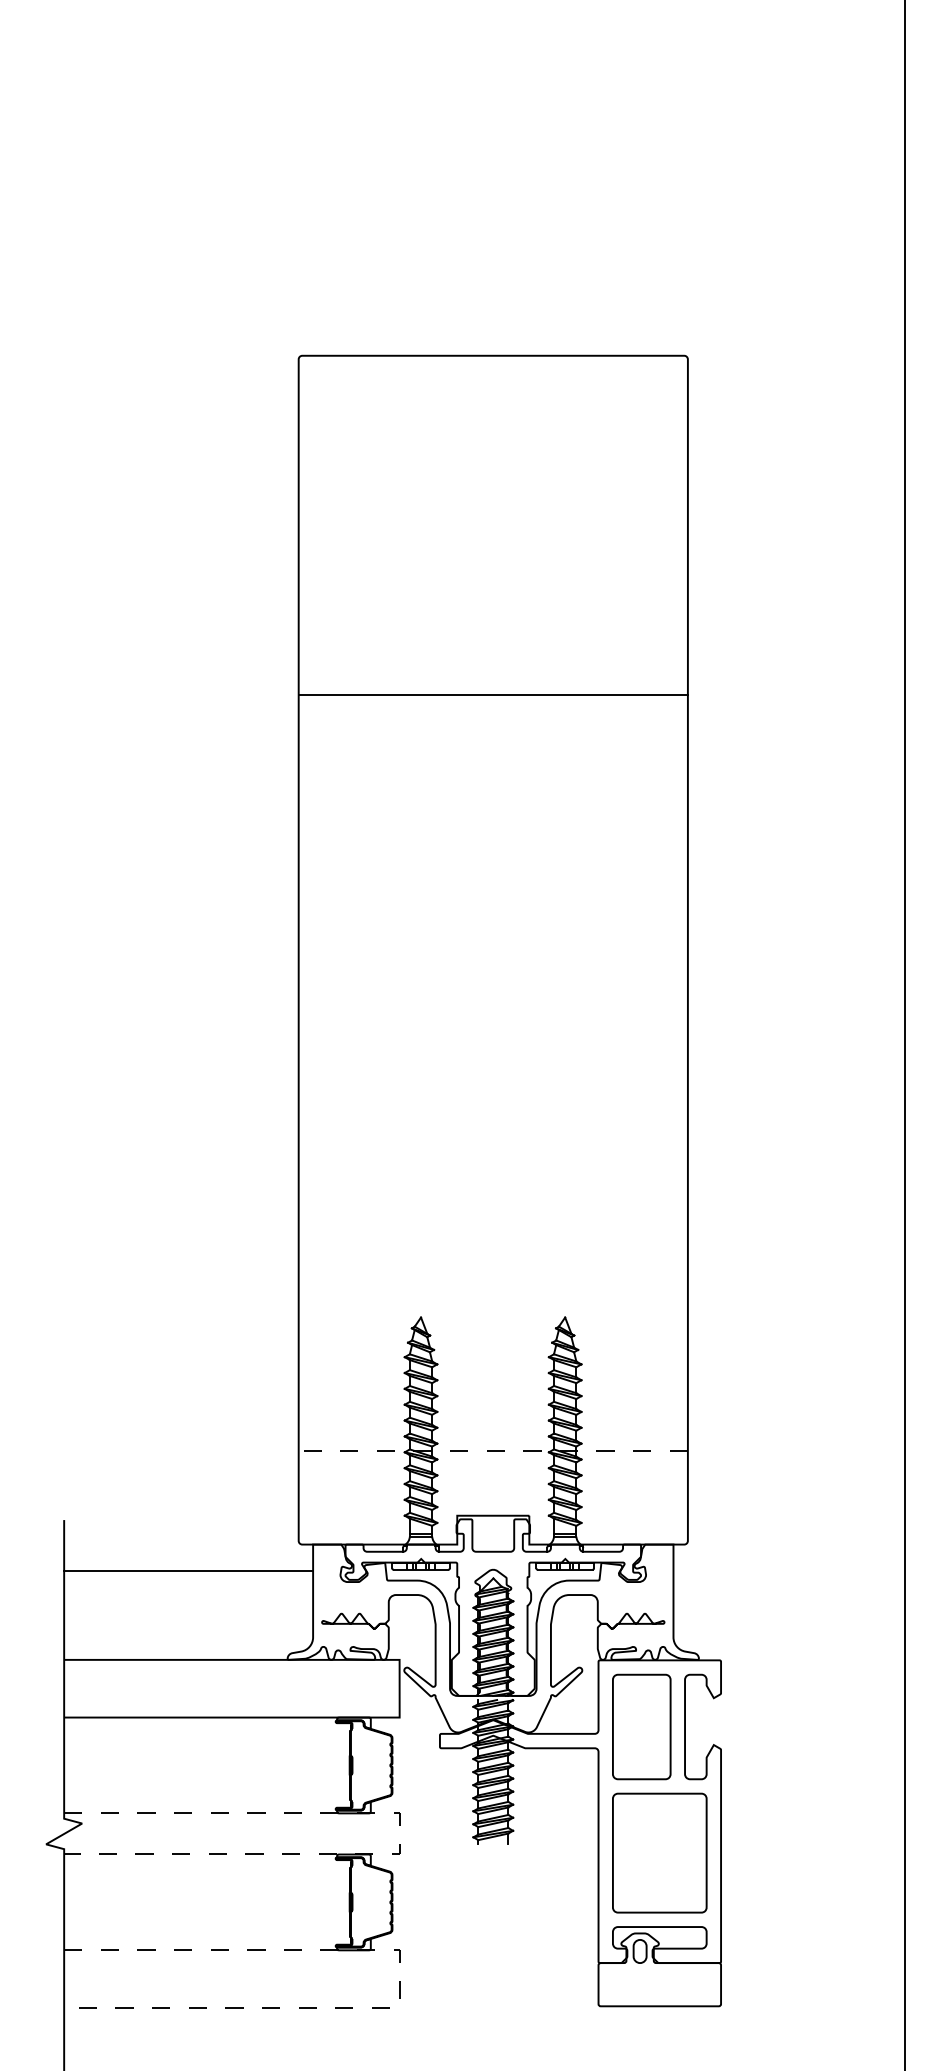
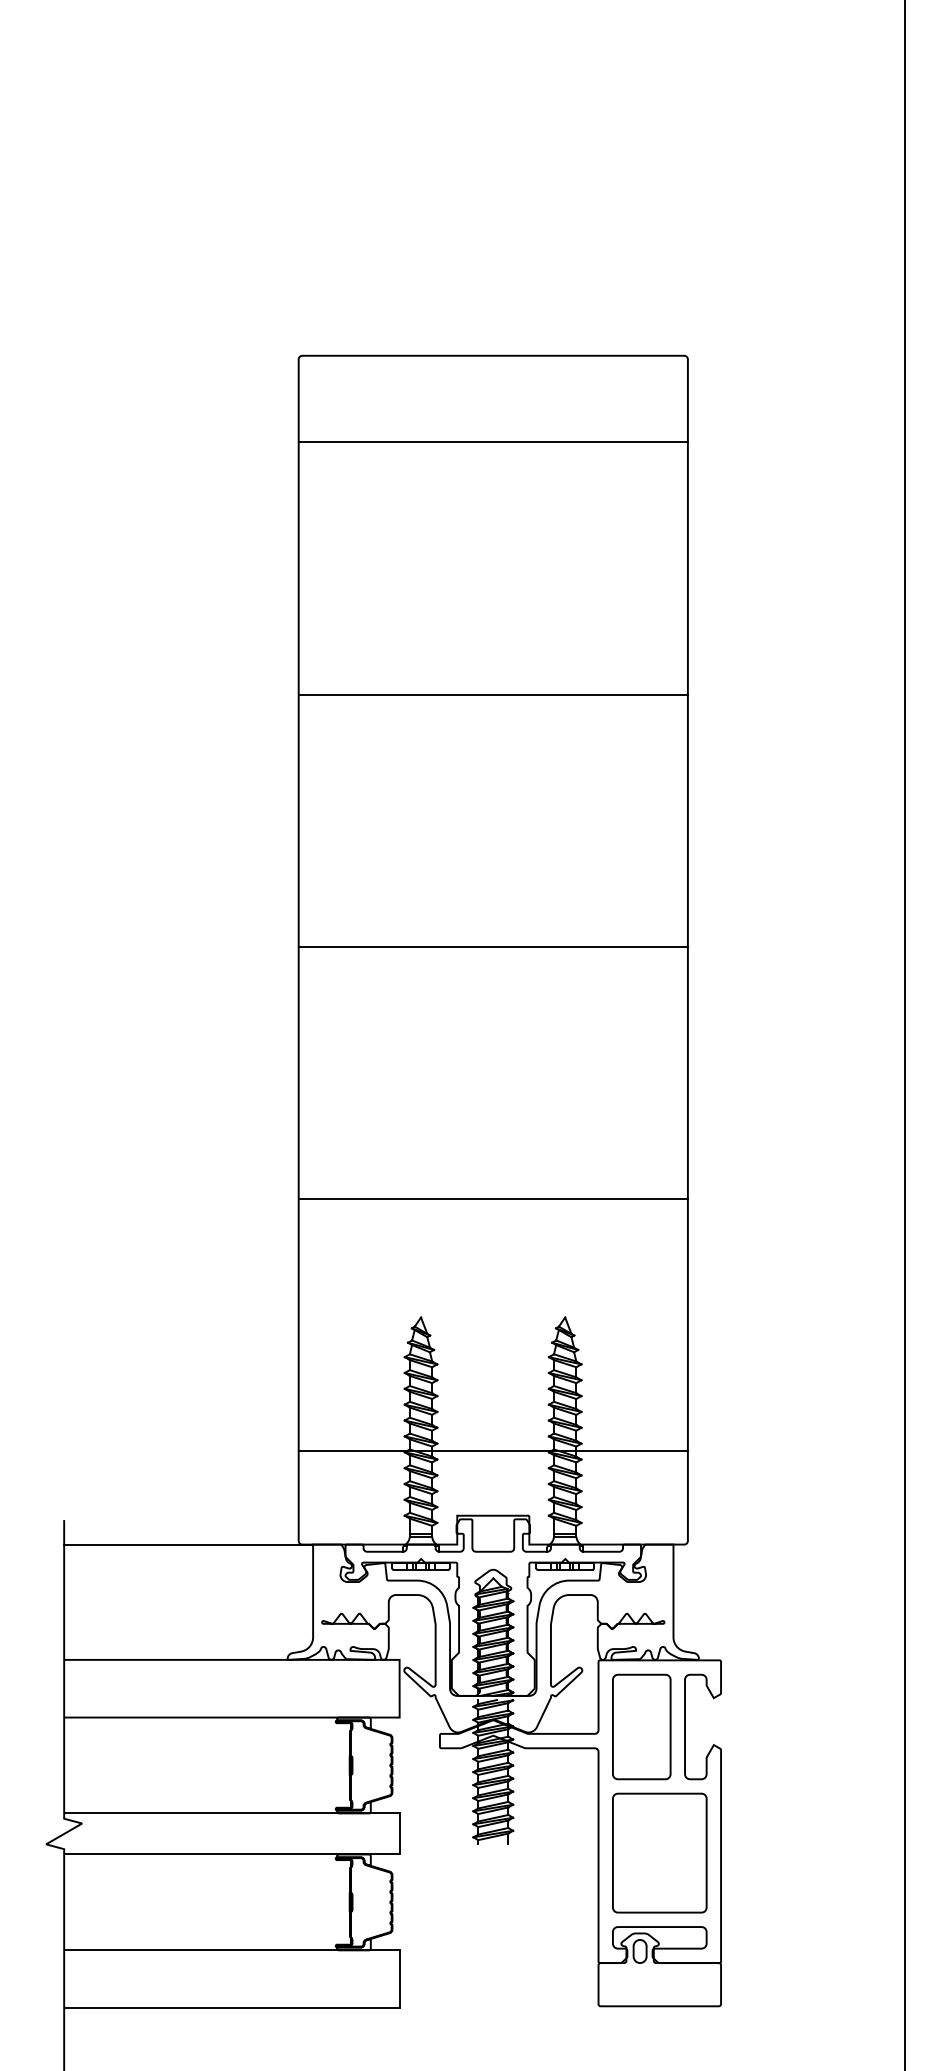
line: none -> present (492, 442)
line: none -> present (492, 946)
line: none -> present (492, 1199)
line: dashed -> solid (493, 1451)
line position: (188, 1570) -> (188, 1544) (188, 1544)
line: dashed -> solid (399, 1833)
line: dashed -> solid (399, 1979)
